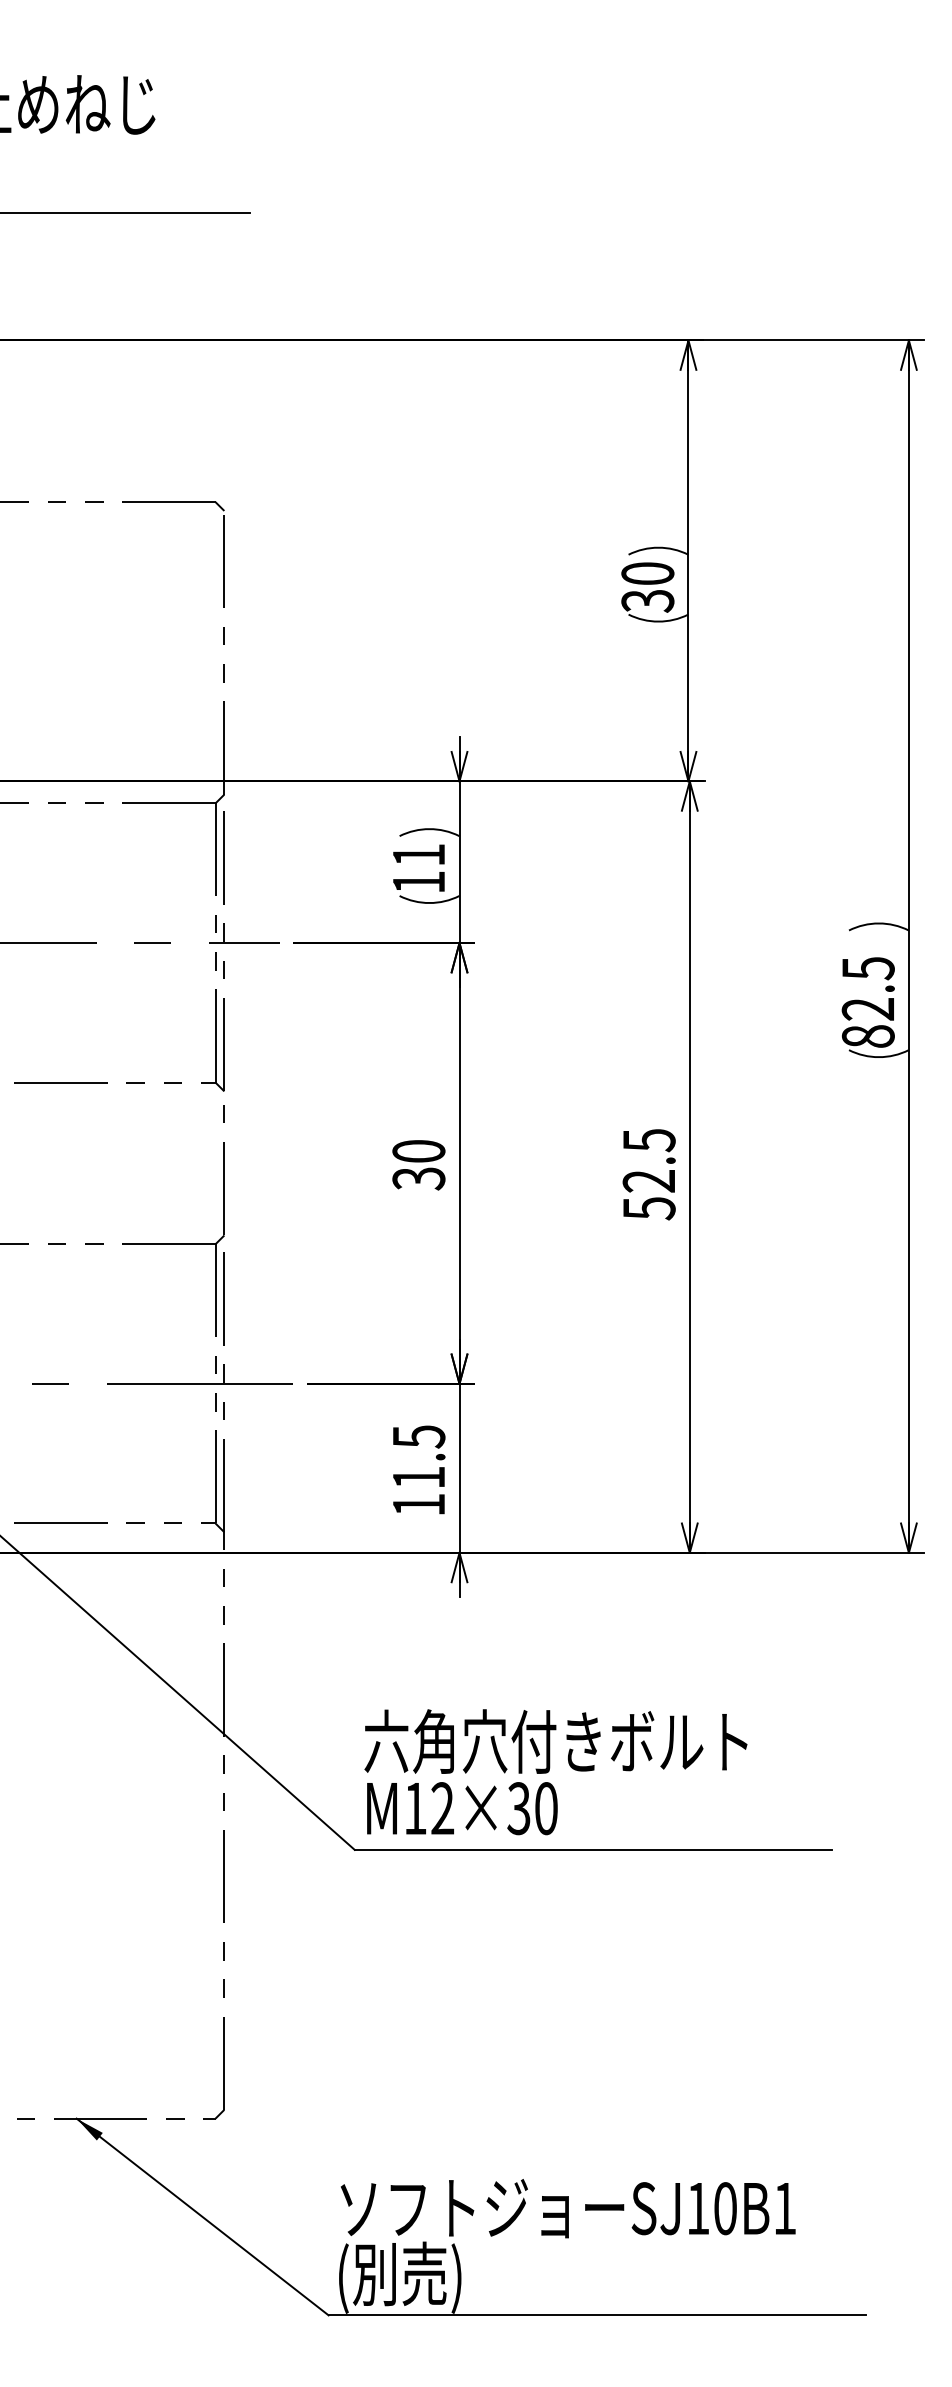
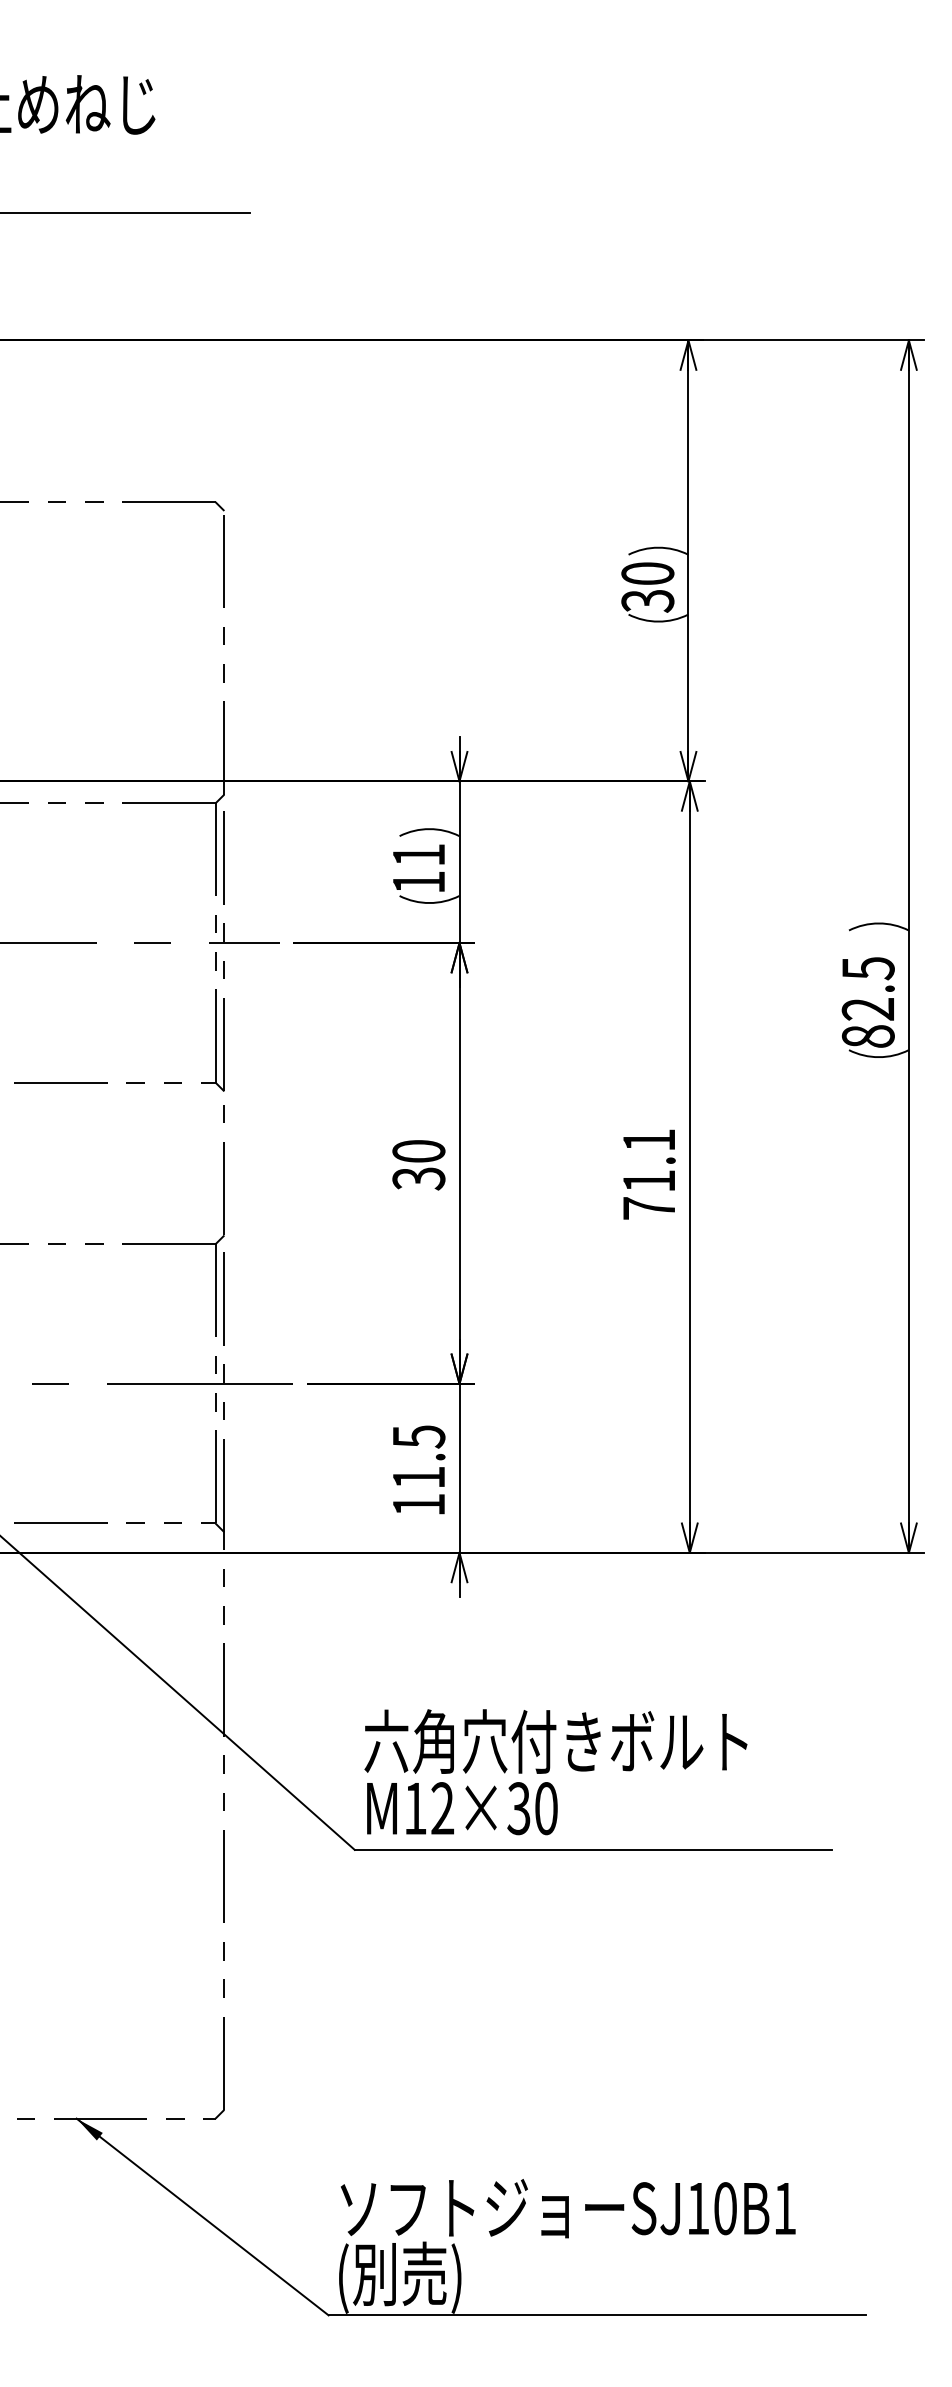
text: 52.5 -> 71.1 (648, 1174)
